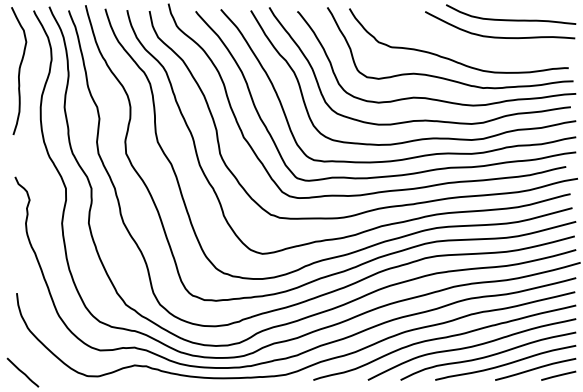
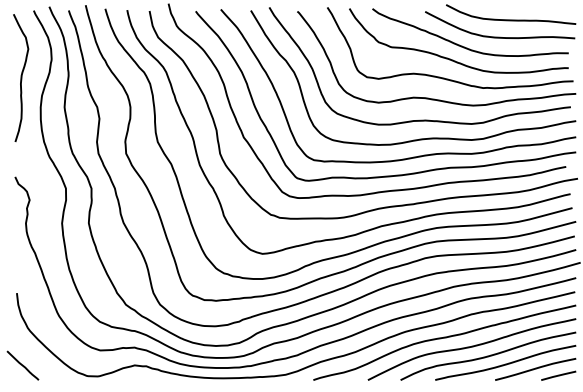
curve: none -> present (464, 46)
curve position: (19, 70) -> (21, 77) (21, 77)
line position: (22, 372) -> (22, 365) (22, 365)
